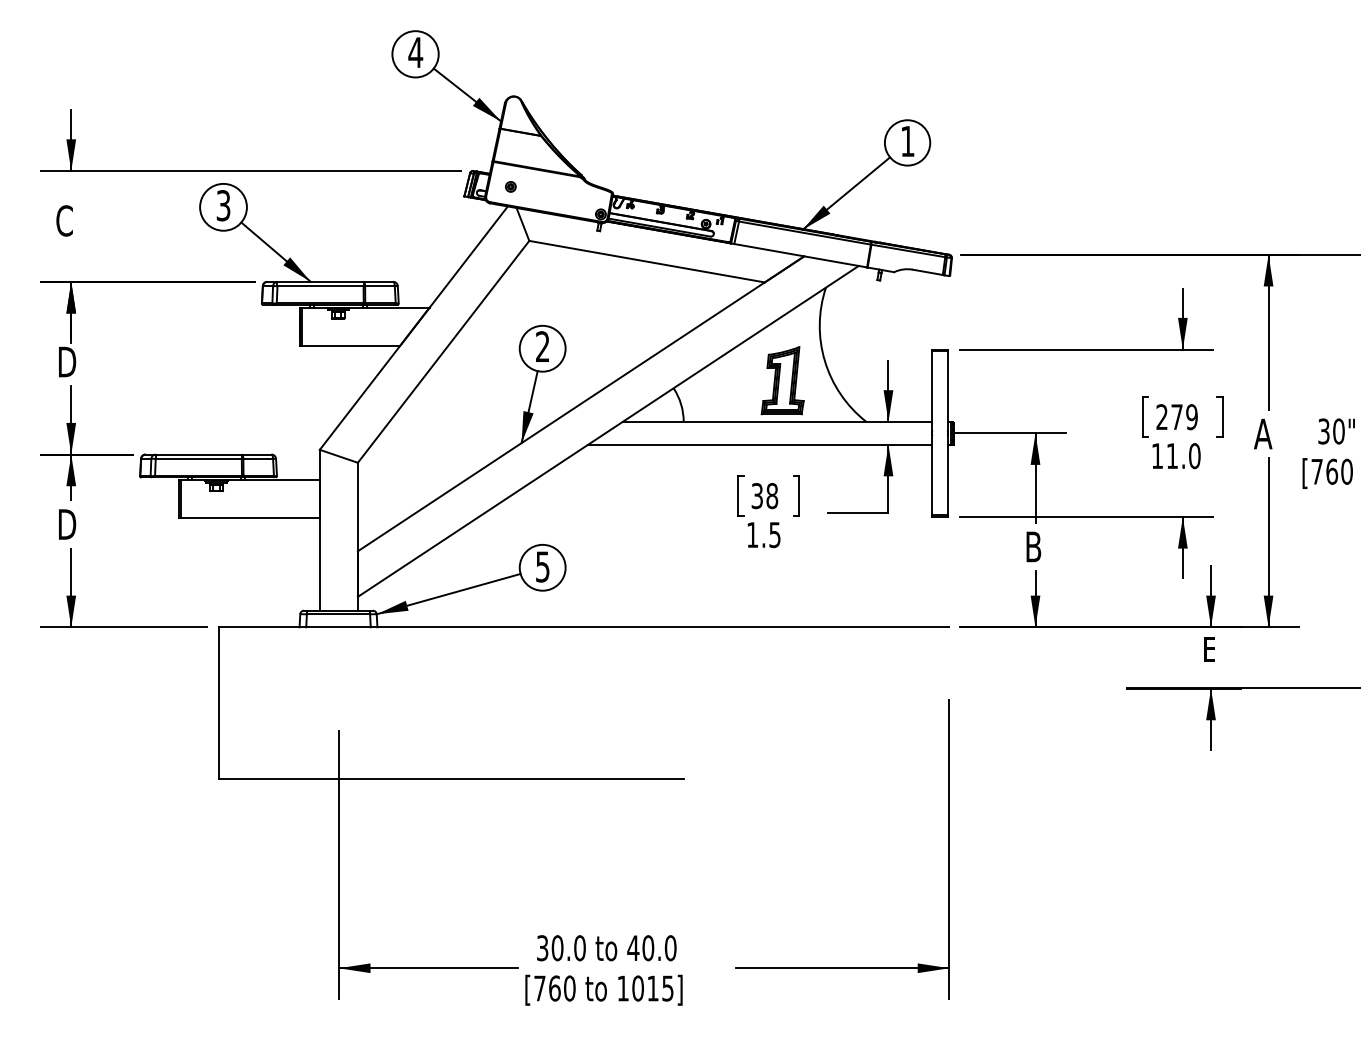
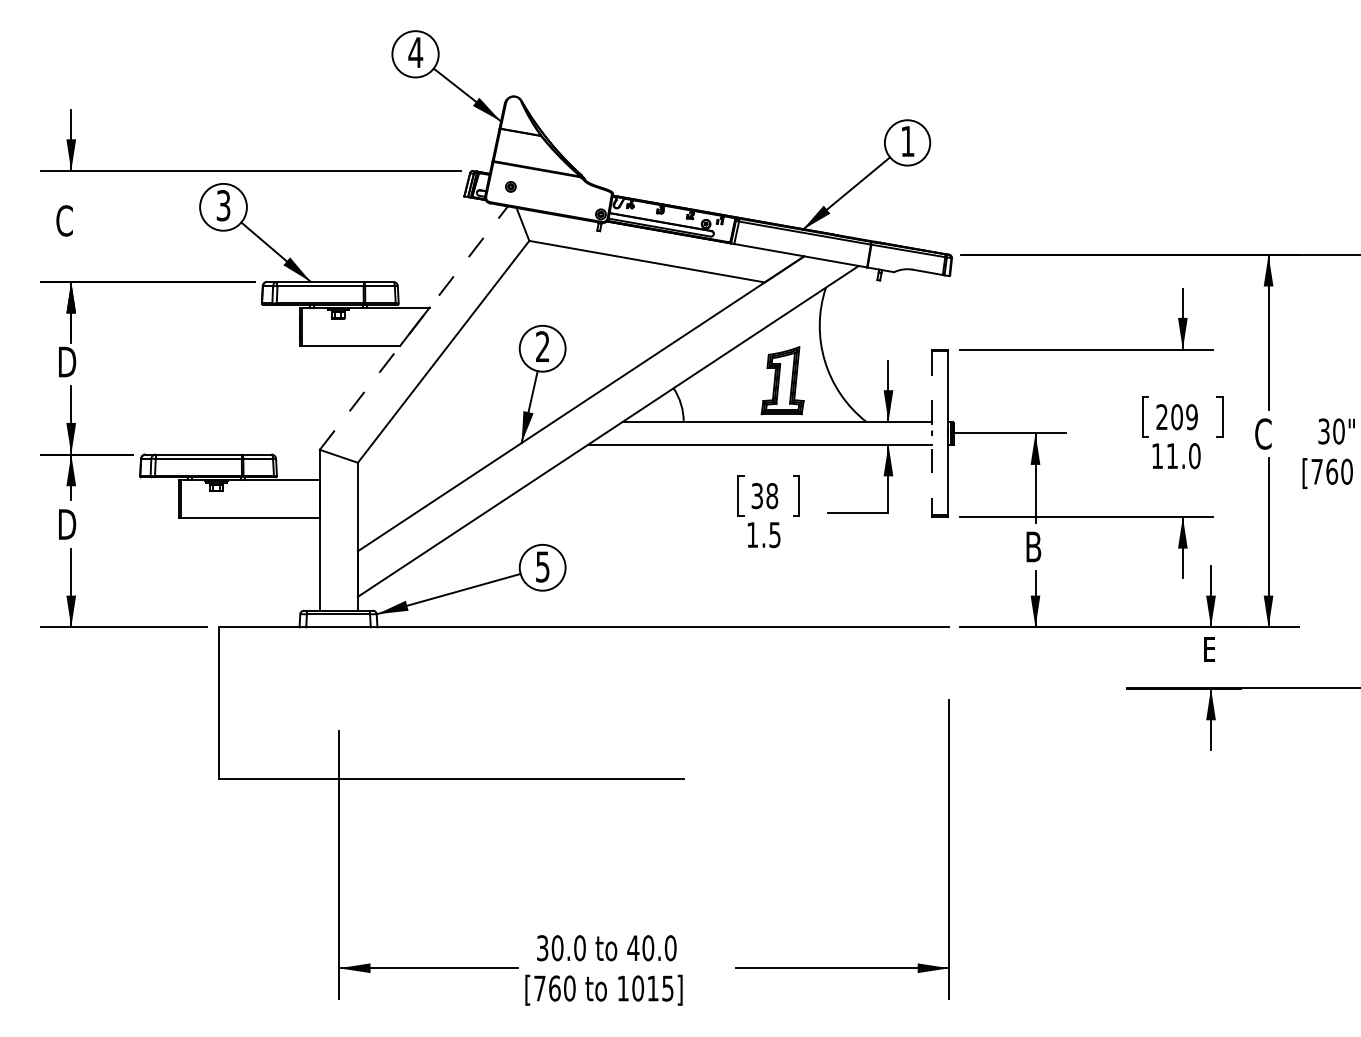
line: solid -> dashed (413, 328)
text: 279 -> 209 (1176, 417)
line: solid -> dashed (932, 433)
text: A -> C (1263, 433)
